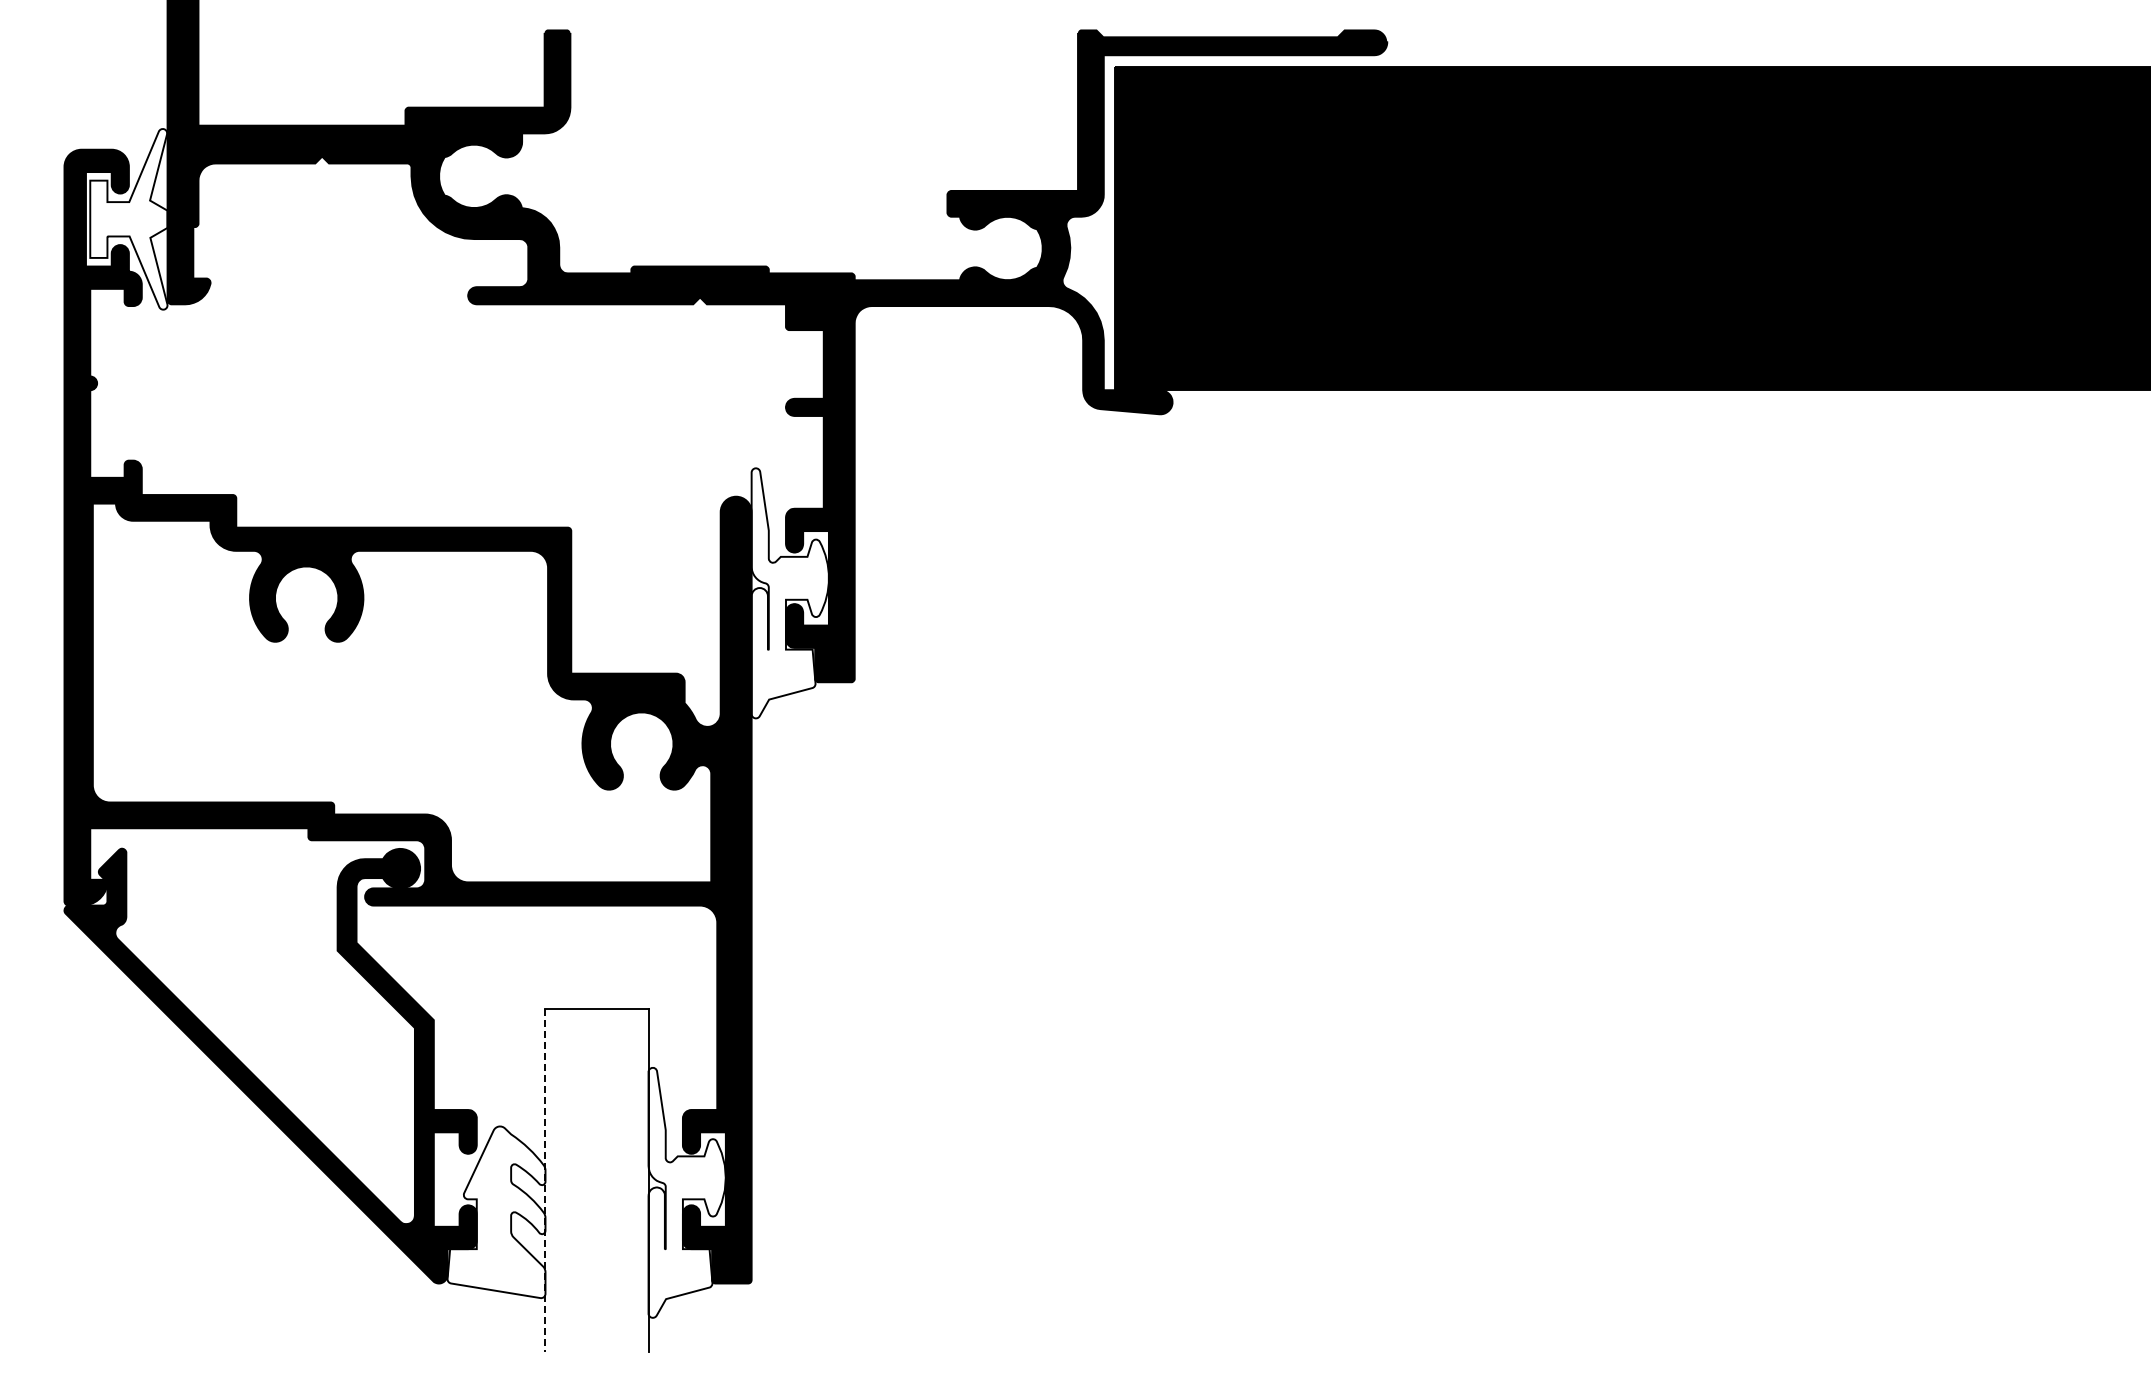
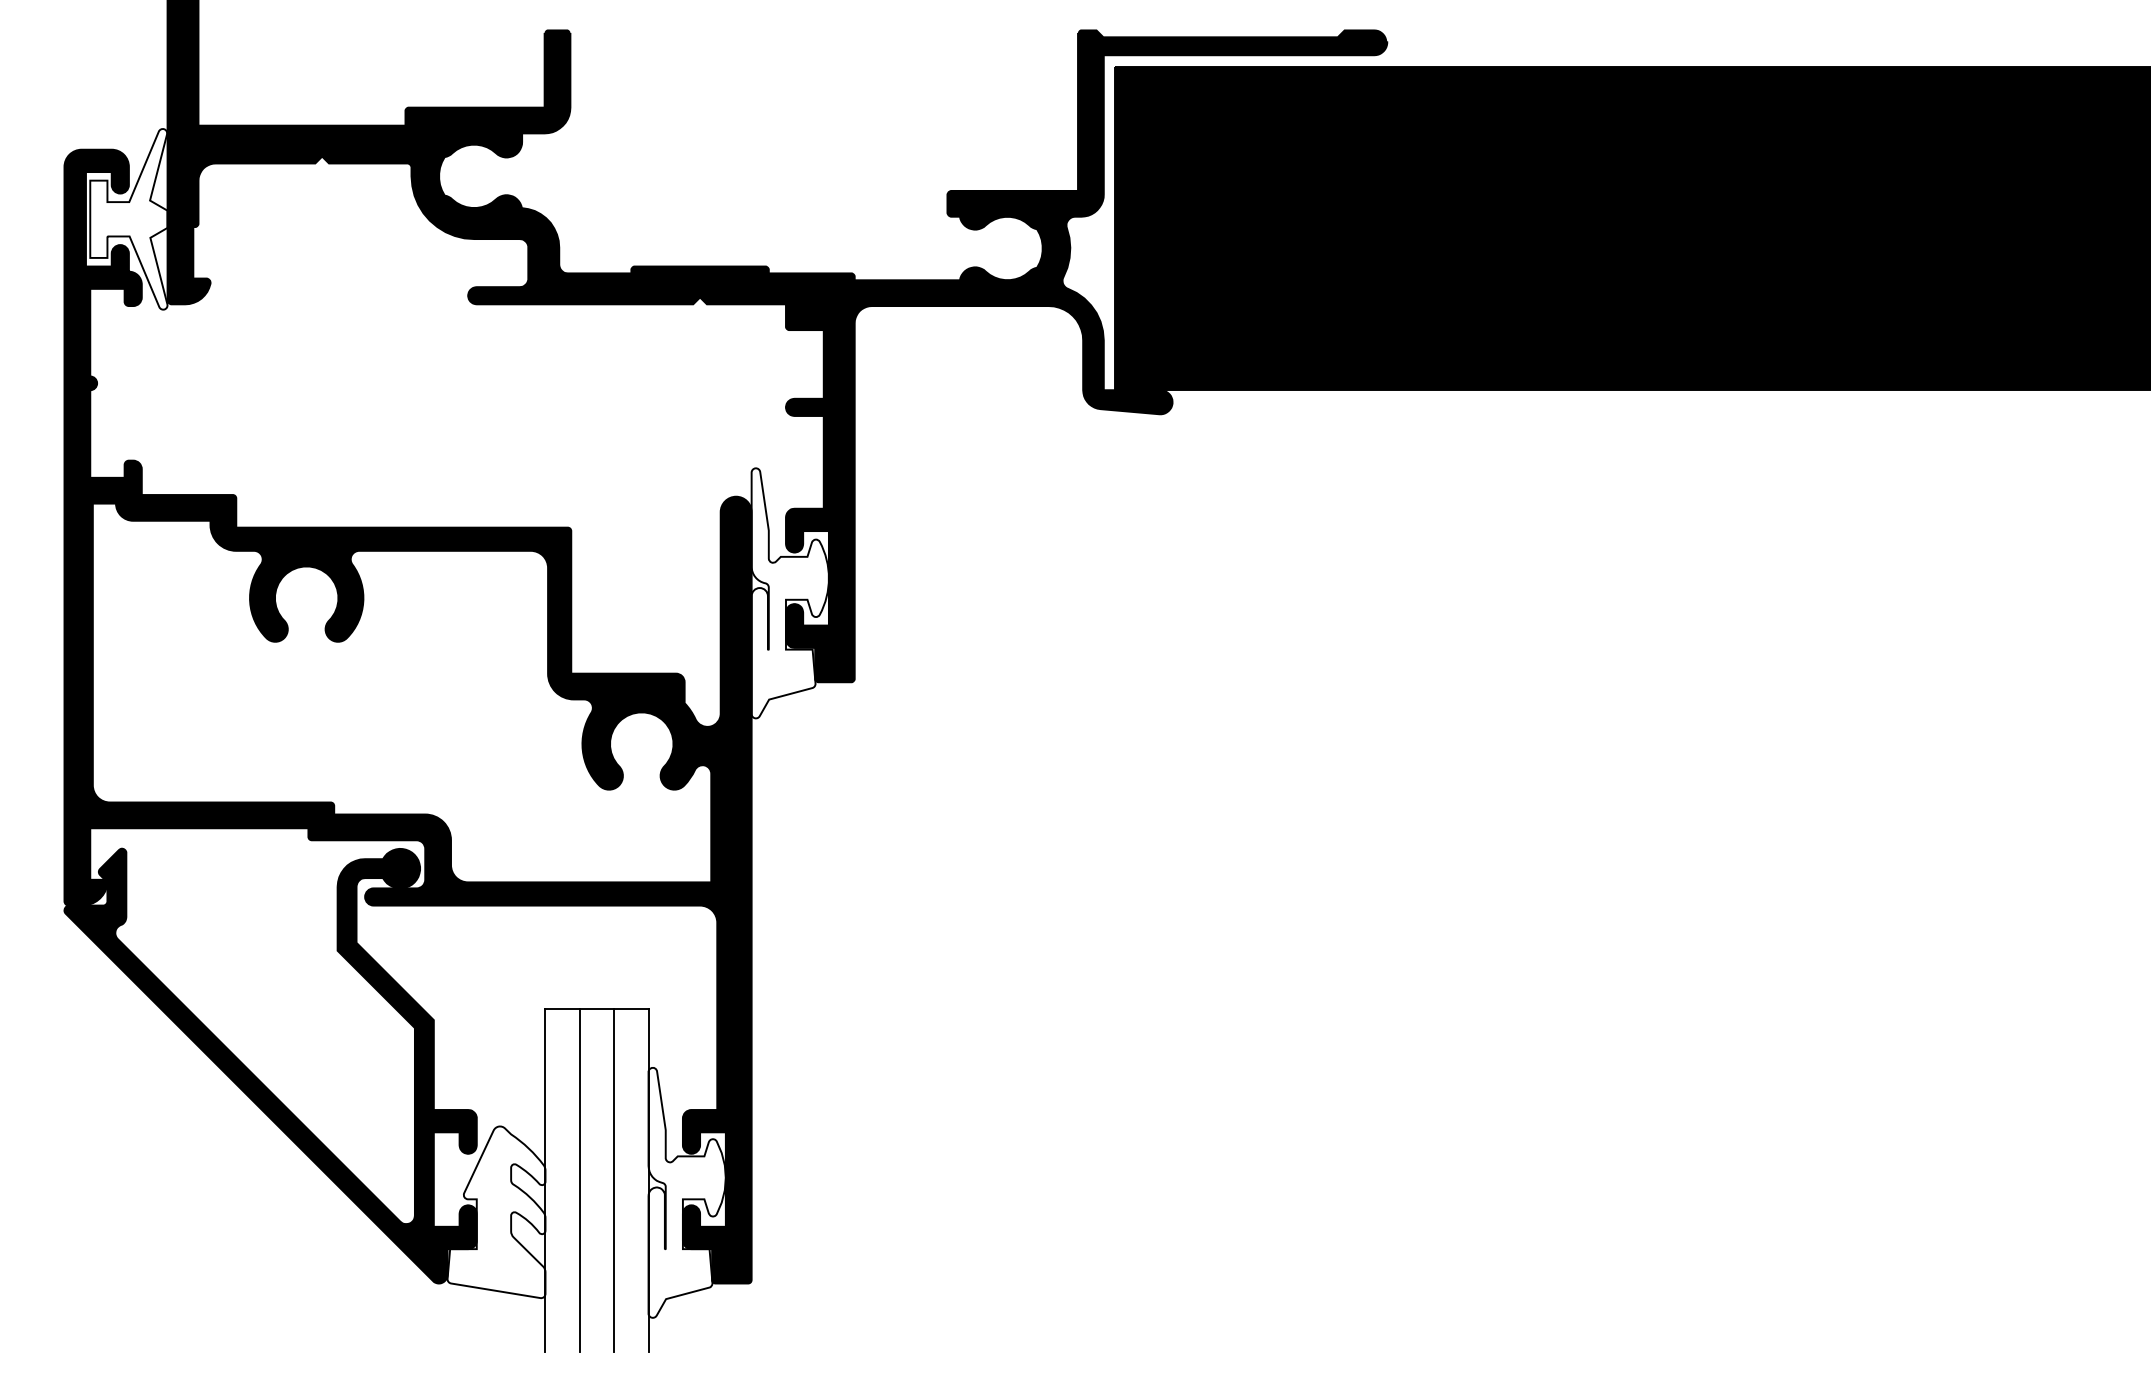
line: dashed -> solid (545, 1180)
line: none -> present (579, 1180)
line: none -> present (614, 1180)
